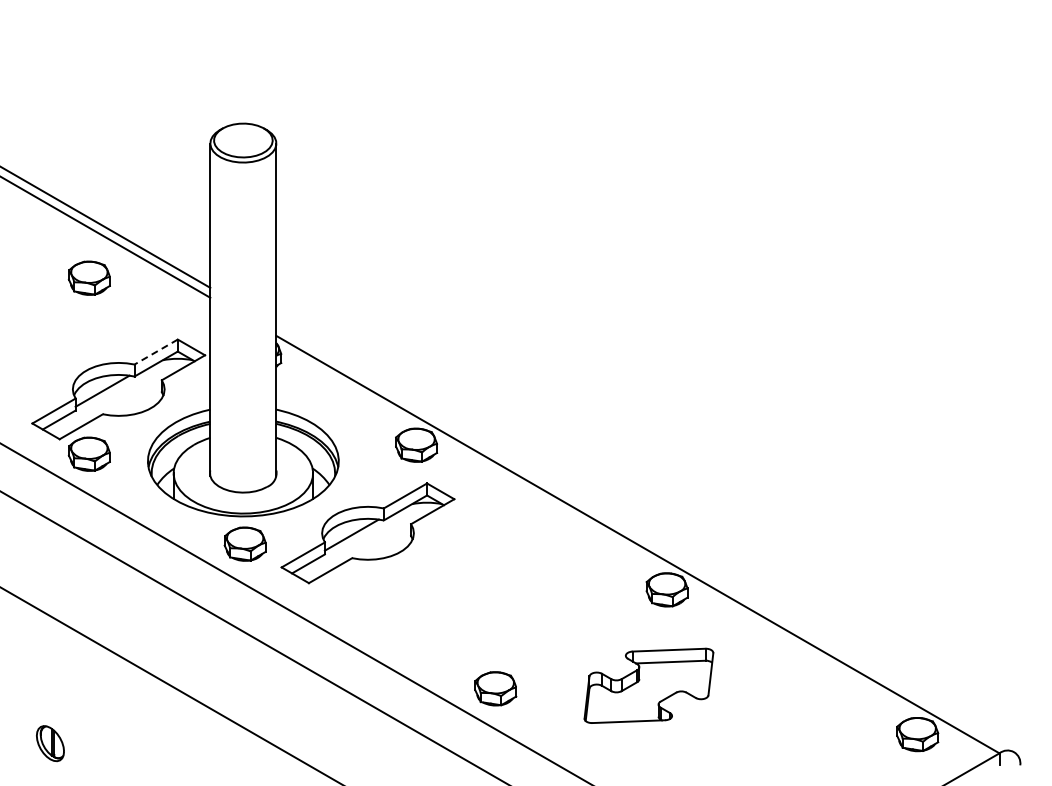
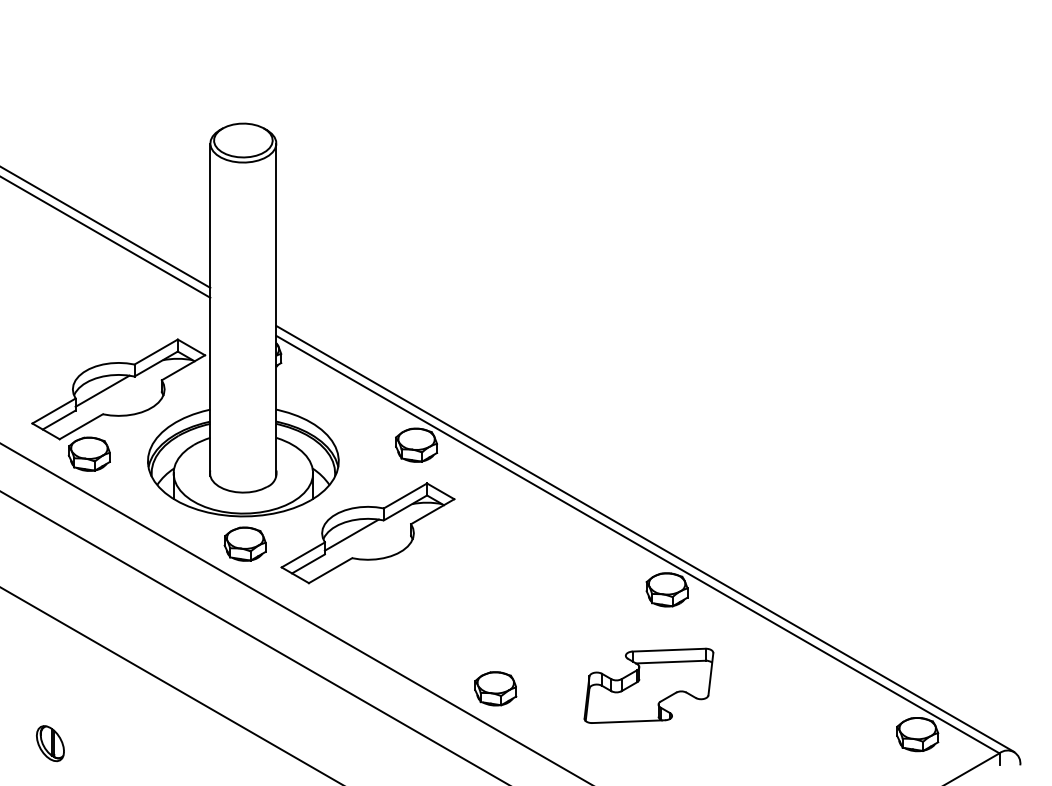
part: present -> none (88, 277)
line: dashed -> solid (156, 352)
line: none -> present (645, 538)
